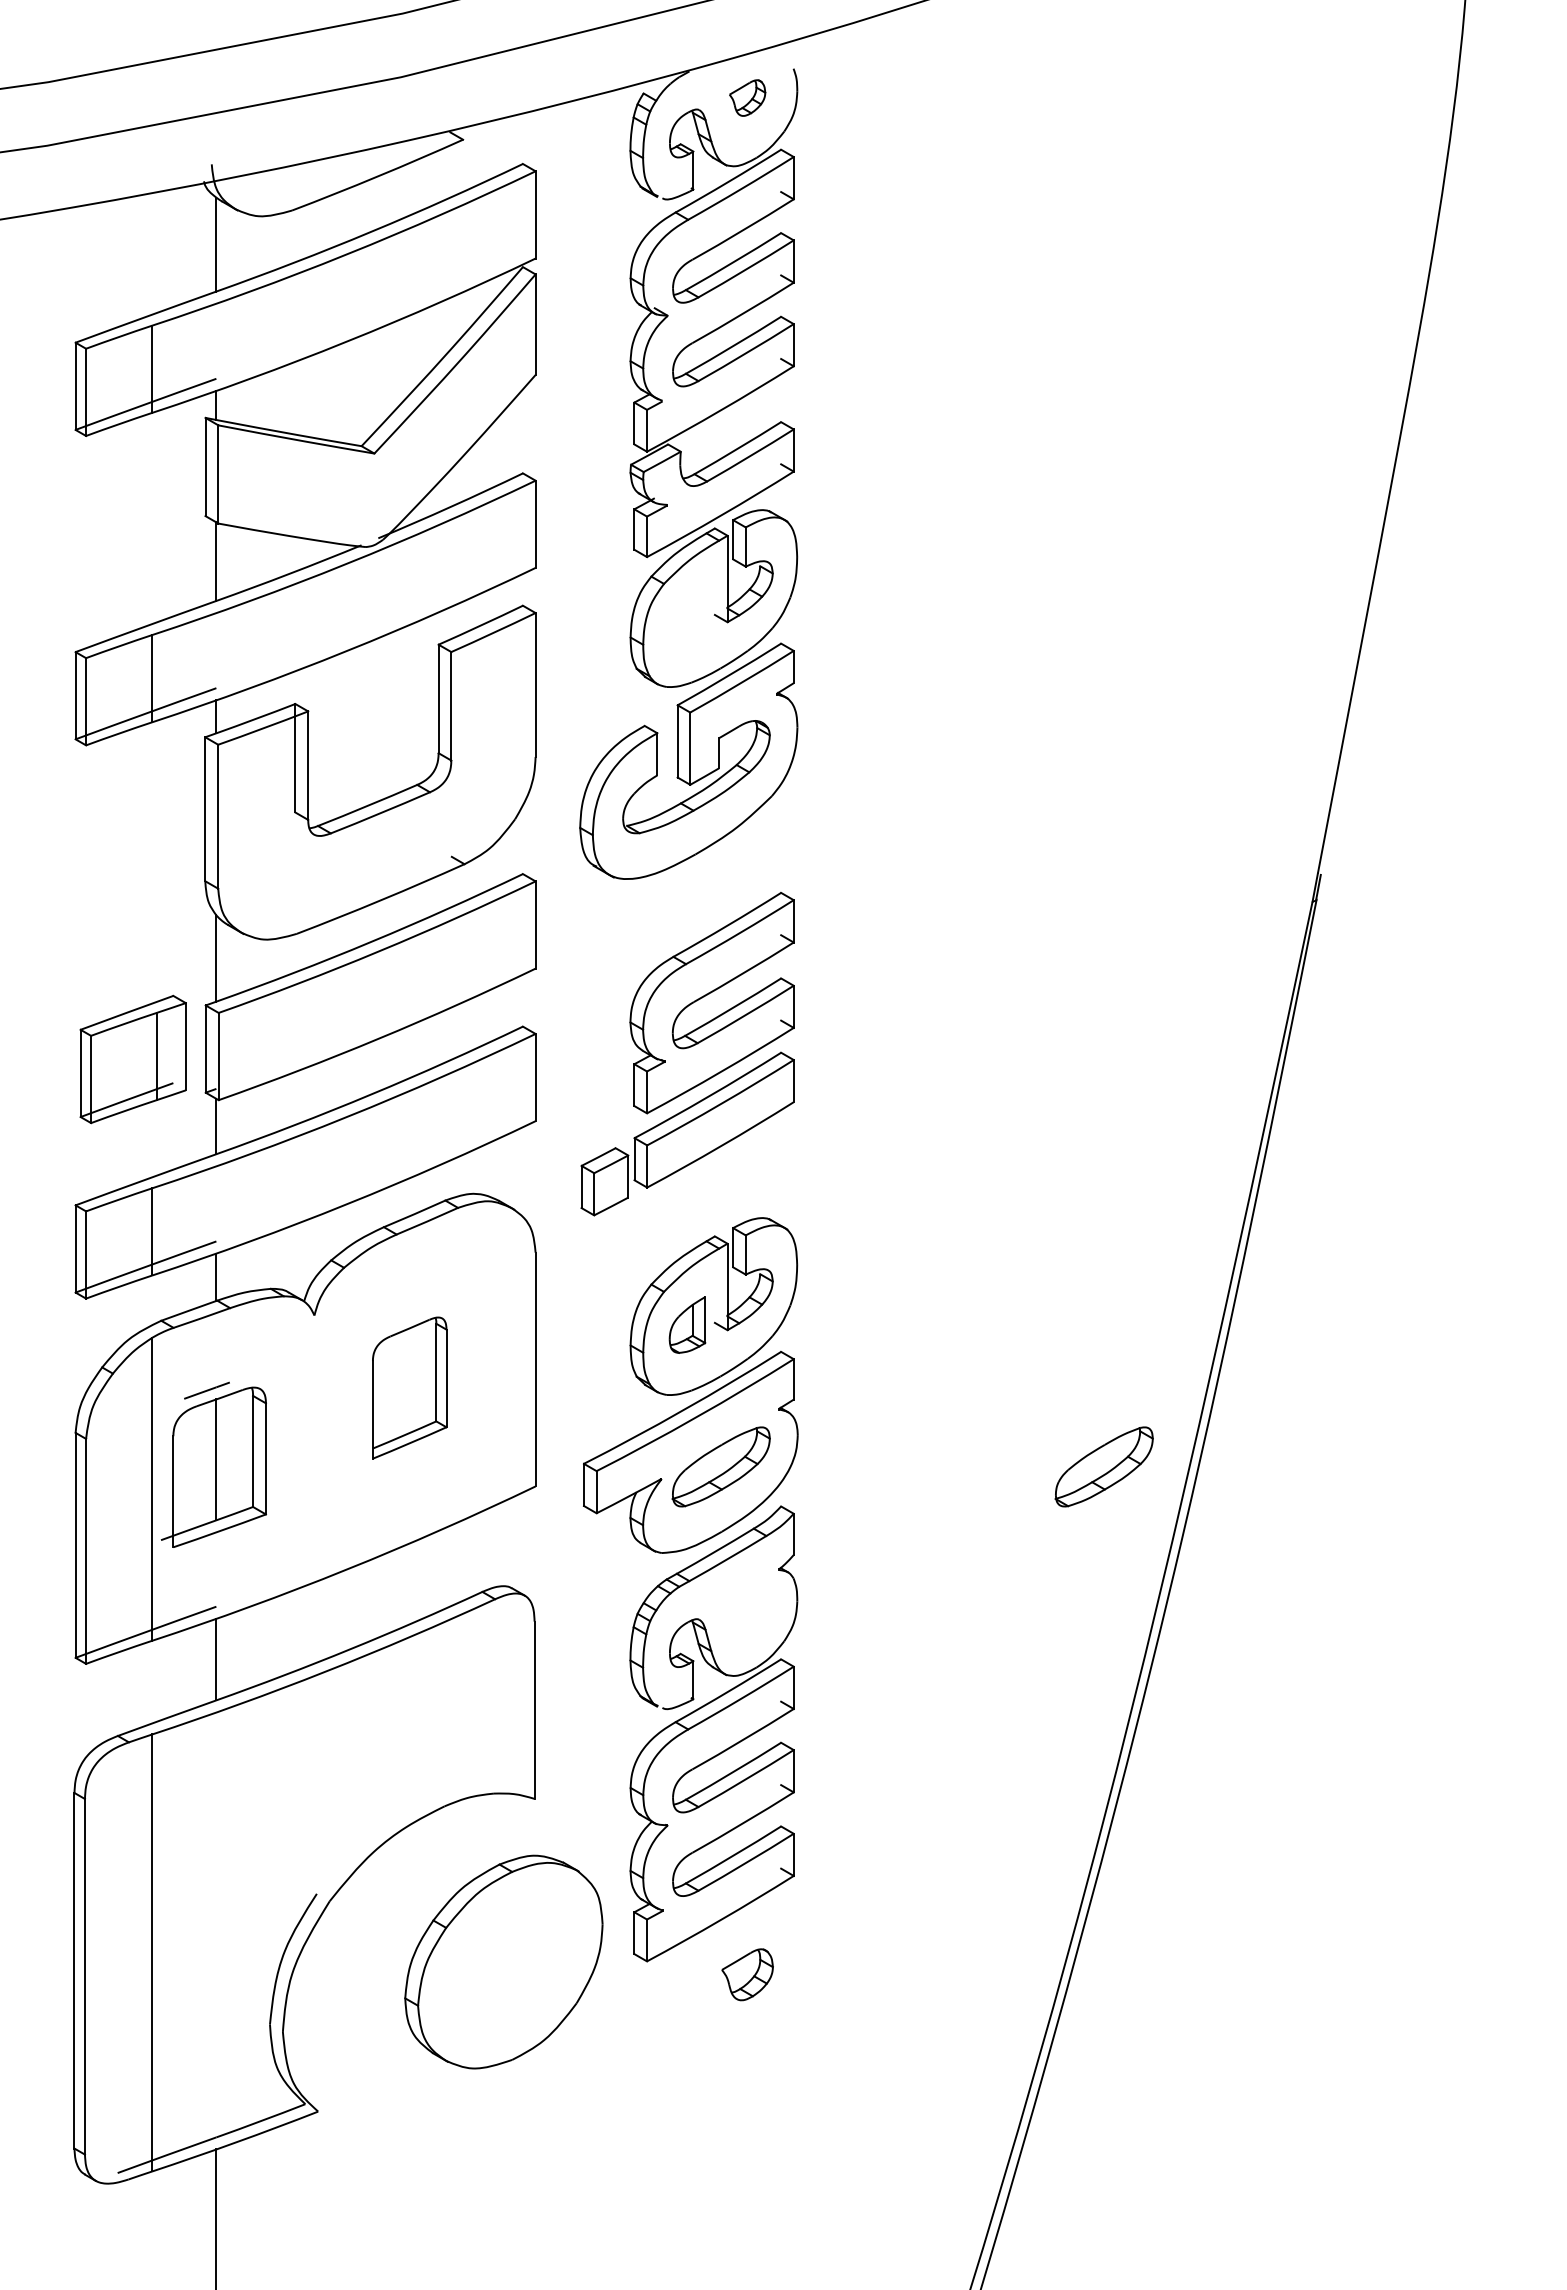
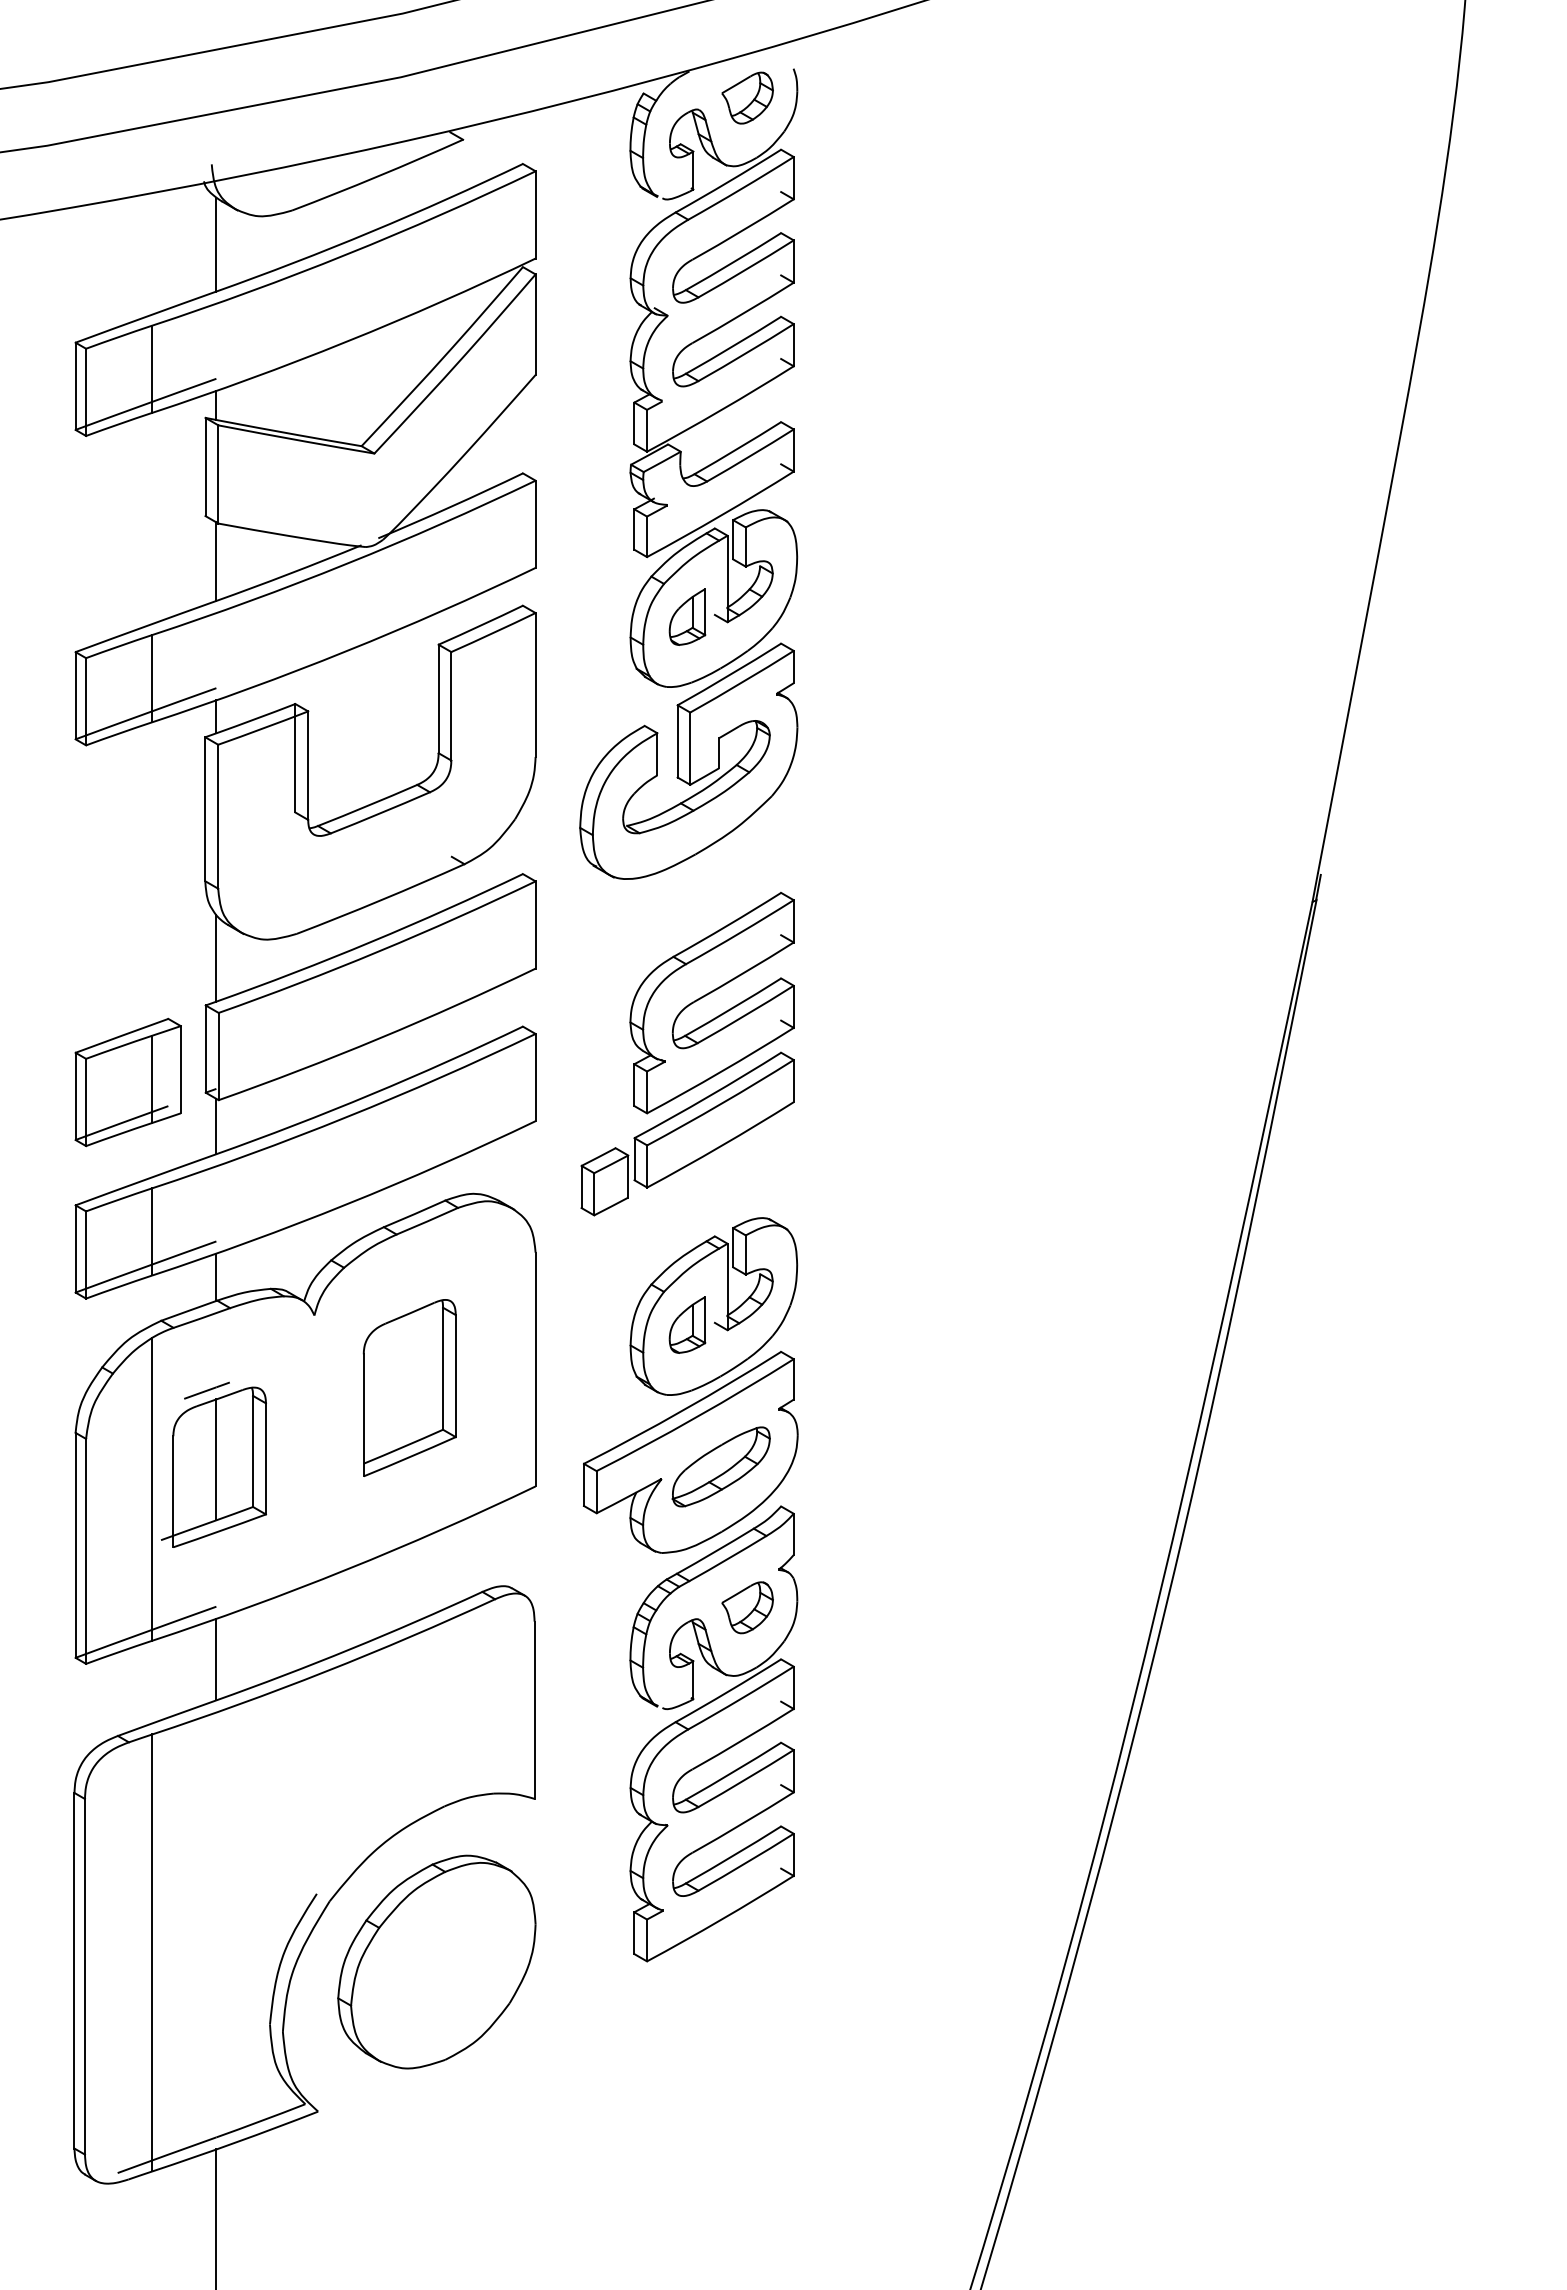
part size: 38x38 px -> 53x54 px (747, 97)
part: none -> present (687, 616)
part position: (132, 1059) -> (127, 1082) (127, 1082)
part size: 76x144 px -> 95x178 px (409, 1387)
part: present -> none (1103, 1466)
part position: (503, 1961) -> (436, 1961) (436, 1961)
part position: (747, 1974) -> (747, 1607) (747, 1607)
